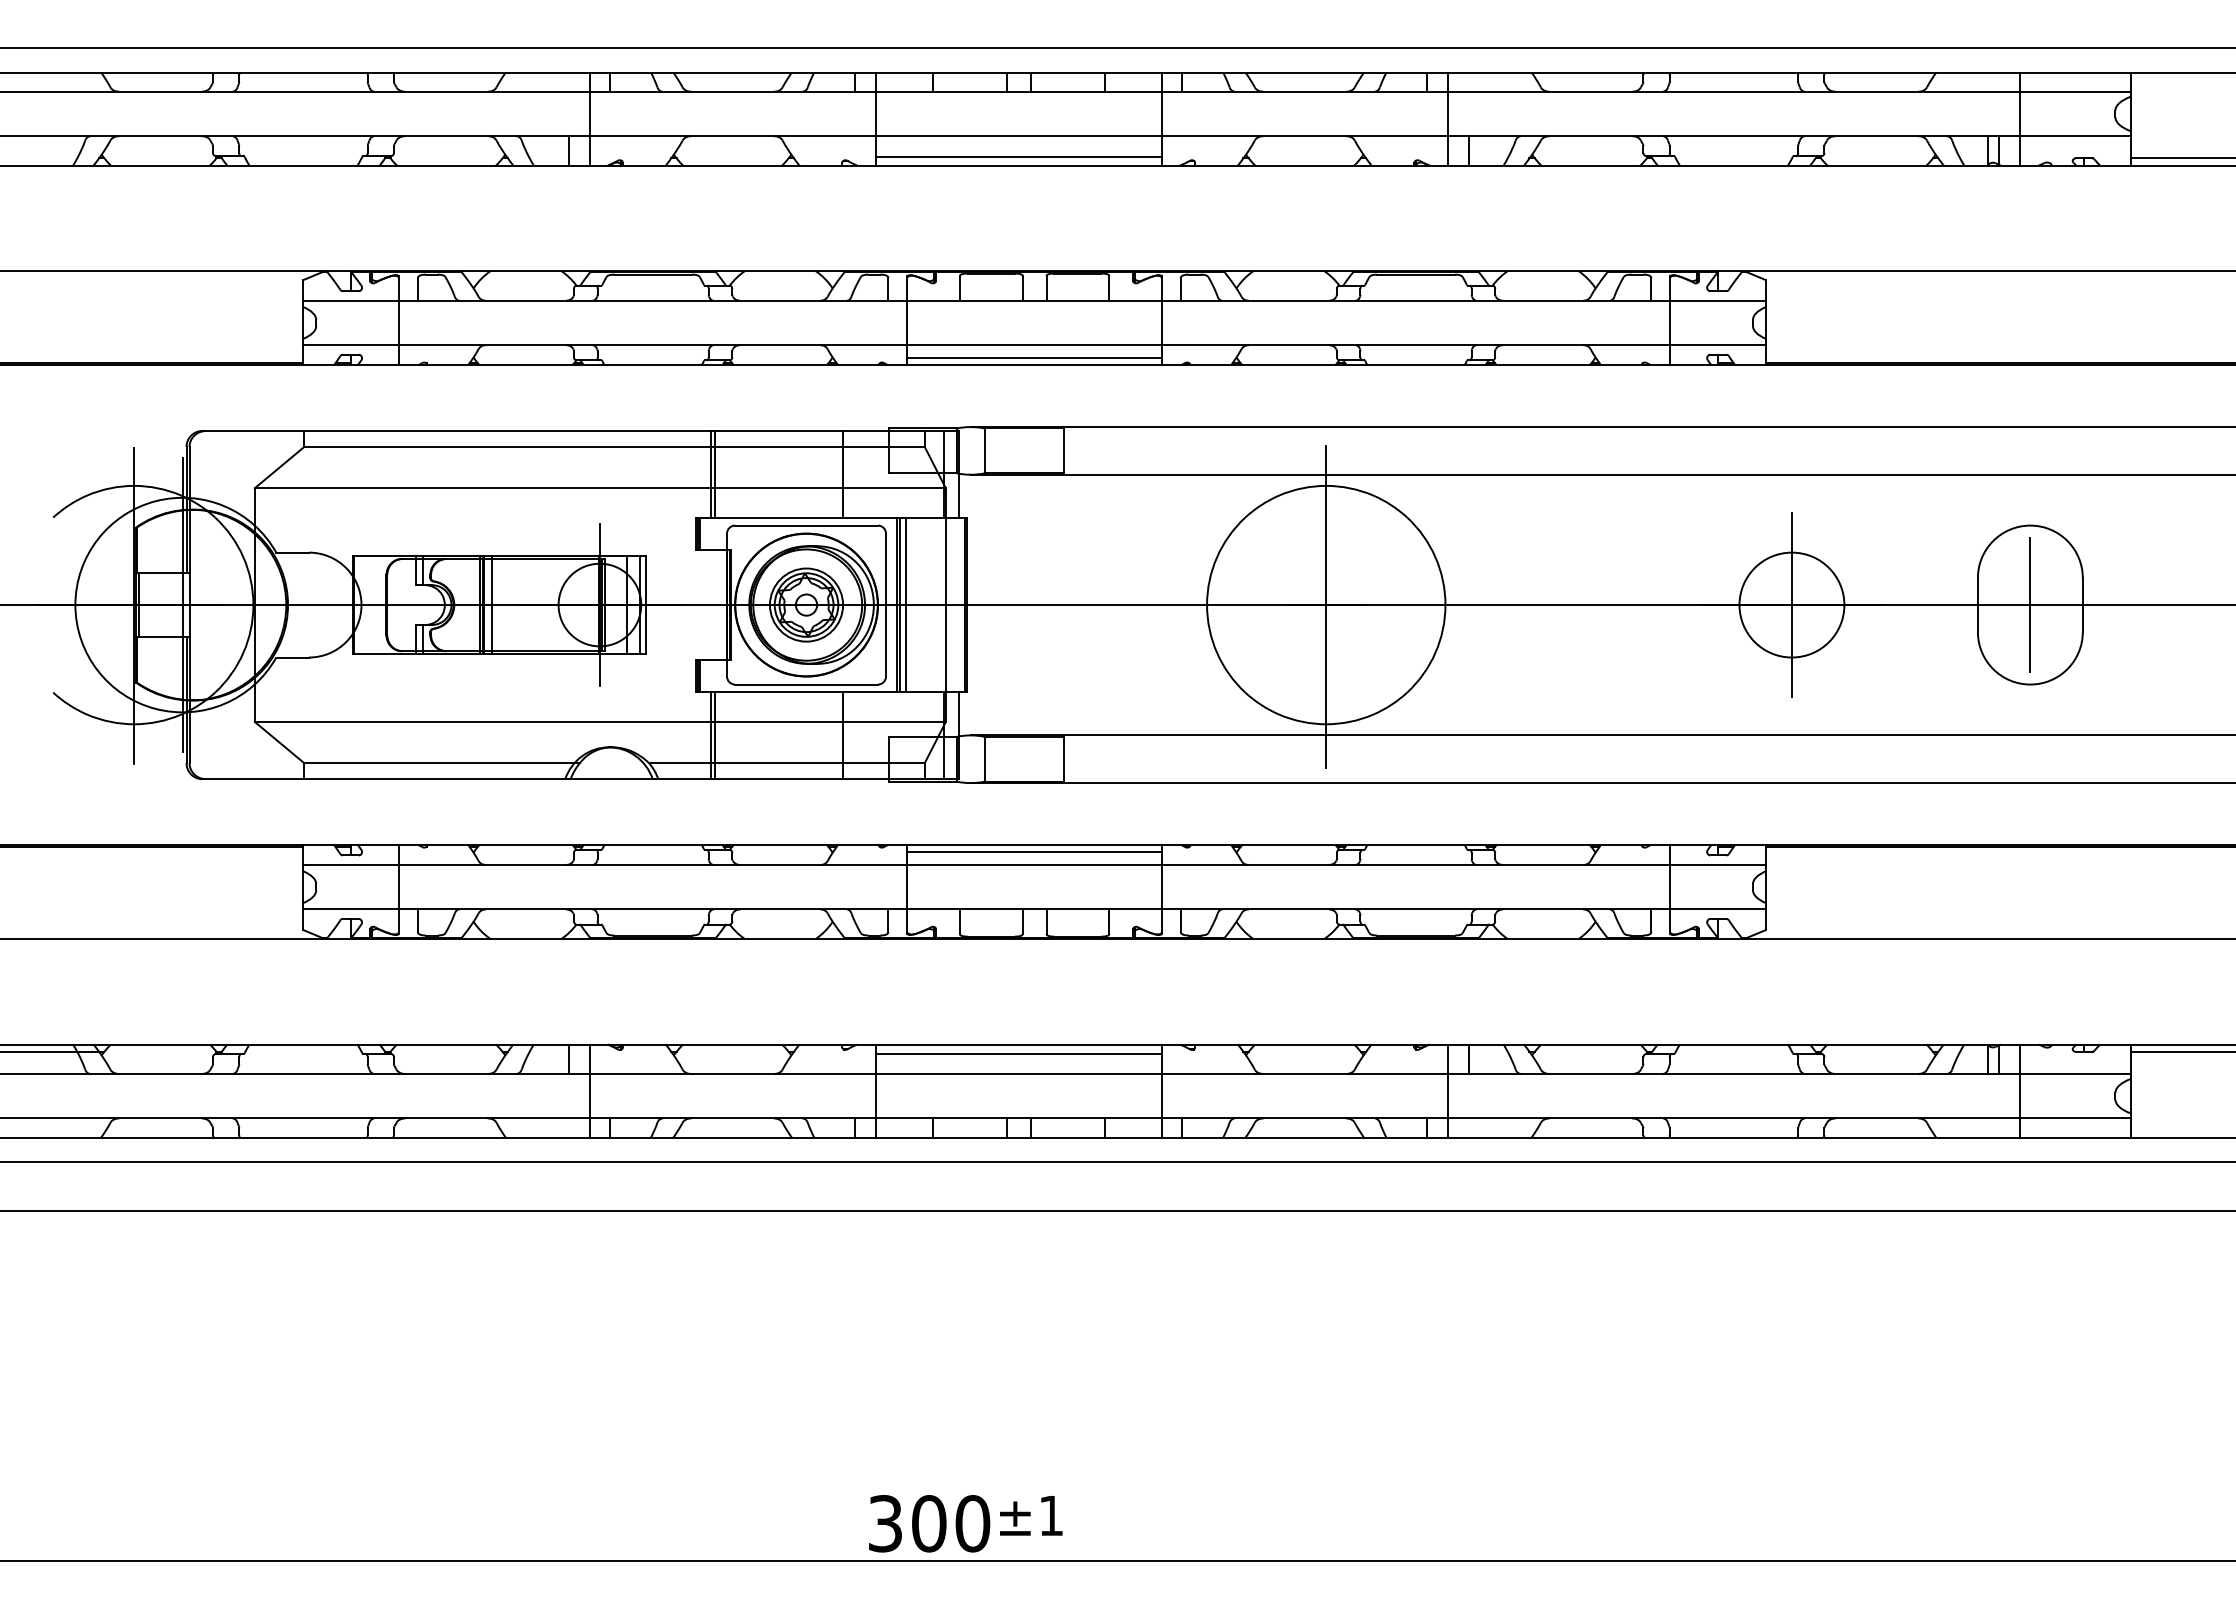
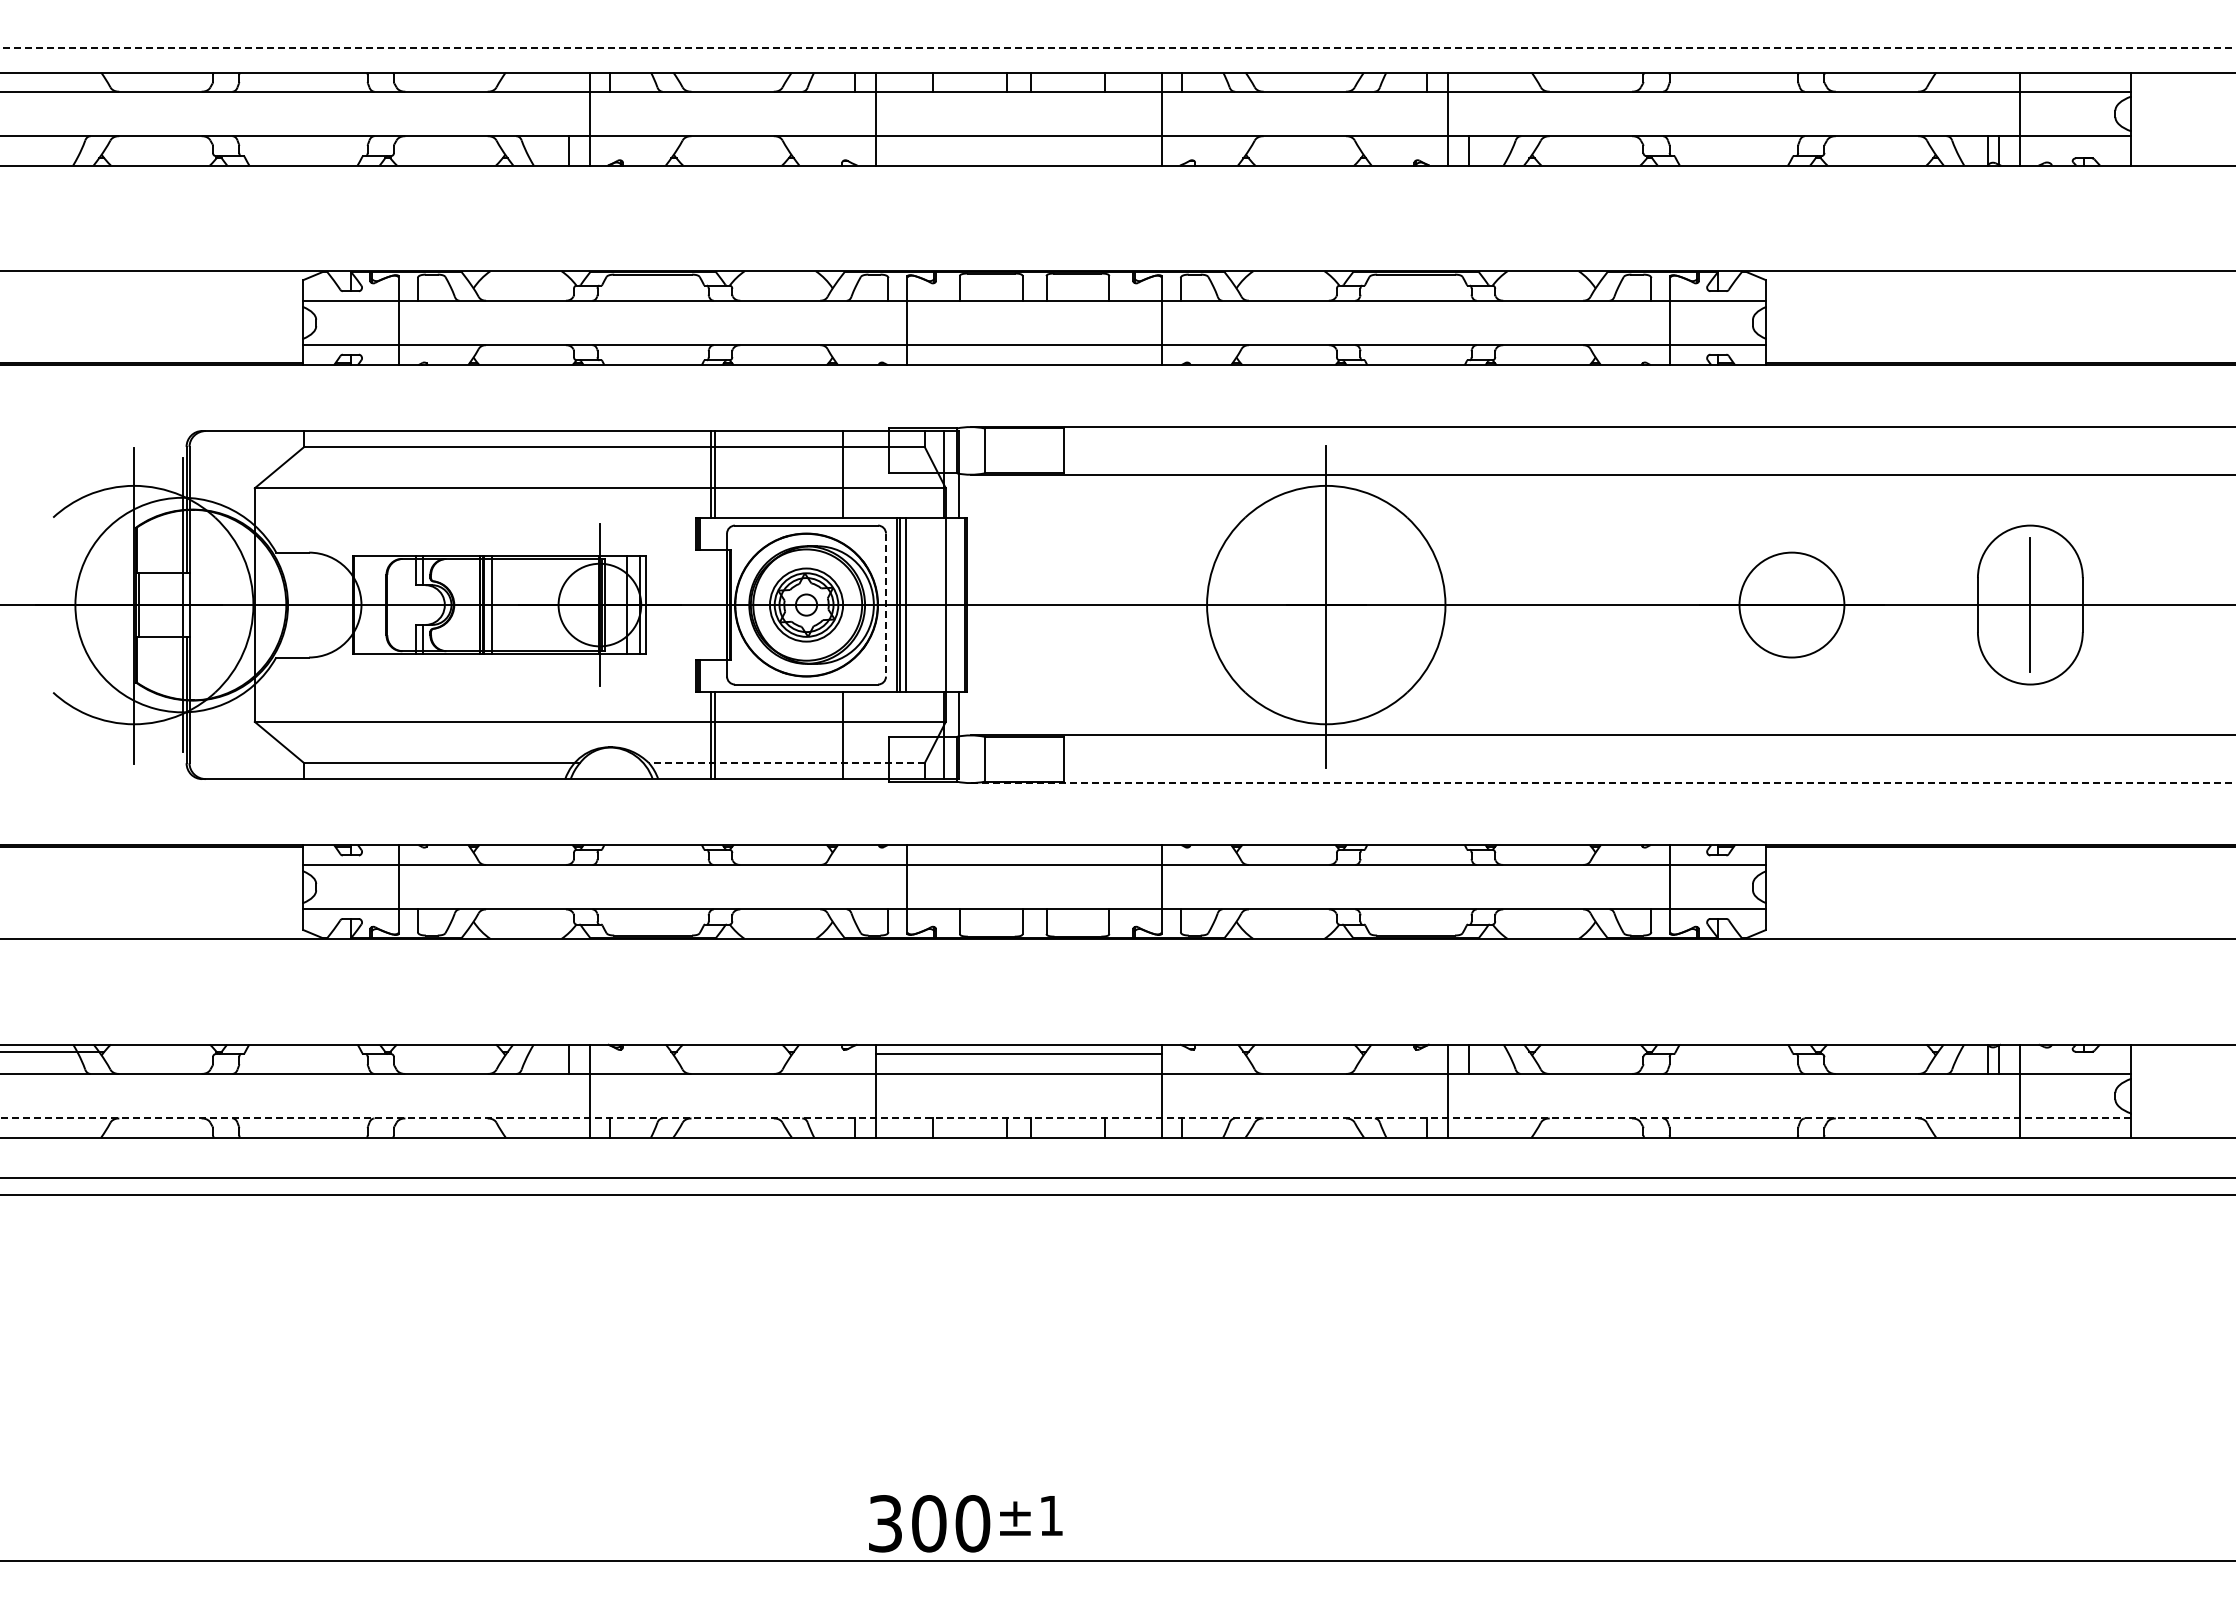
line: solid -> dashed (1117, 48)
line: present -> none (1018, 156)
line: present -> none (2181, 158)
line: present -> none (1034, 358)
line: present -> none (1791, 604)
line: solid -> dashed (886, 605)
line: solid -> dashed (786, 763)
line: solid -> dashed (1603, 783)
line: present -> none (1034, 851)
line: present -> none (2181, 1051)
line: solid -> dashed (1065, 1118)
line position: (1117, 1161) -> (1117, 1177) (1117, 1177)
line position: (1117, 1210) -> (1117, 1194) (1117, 1194)
